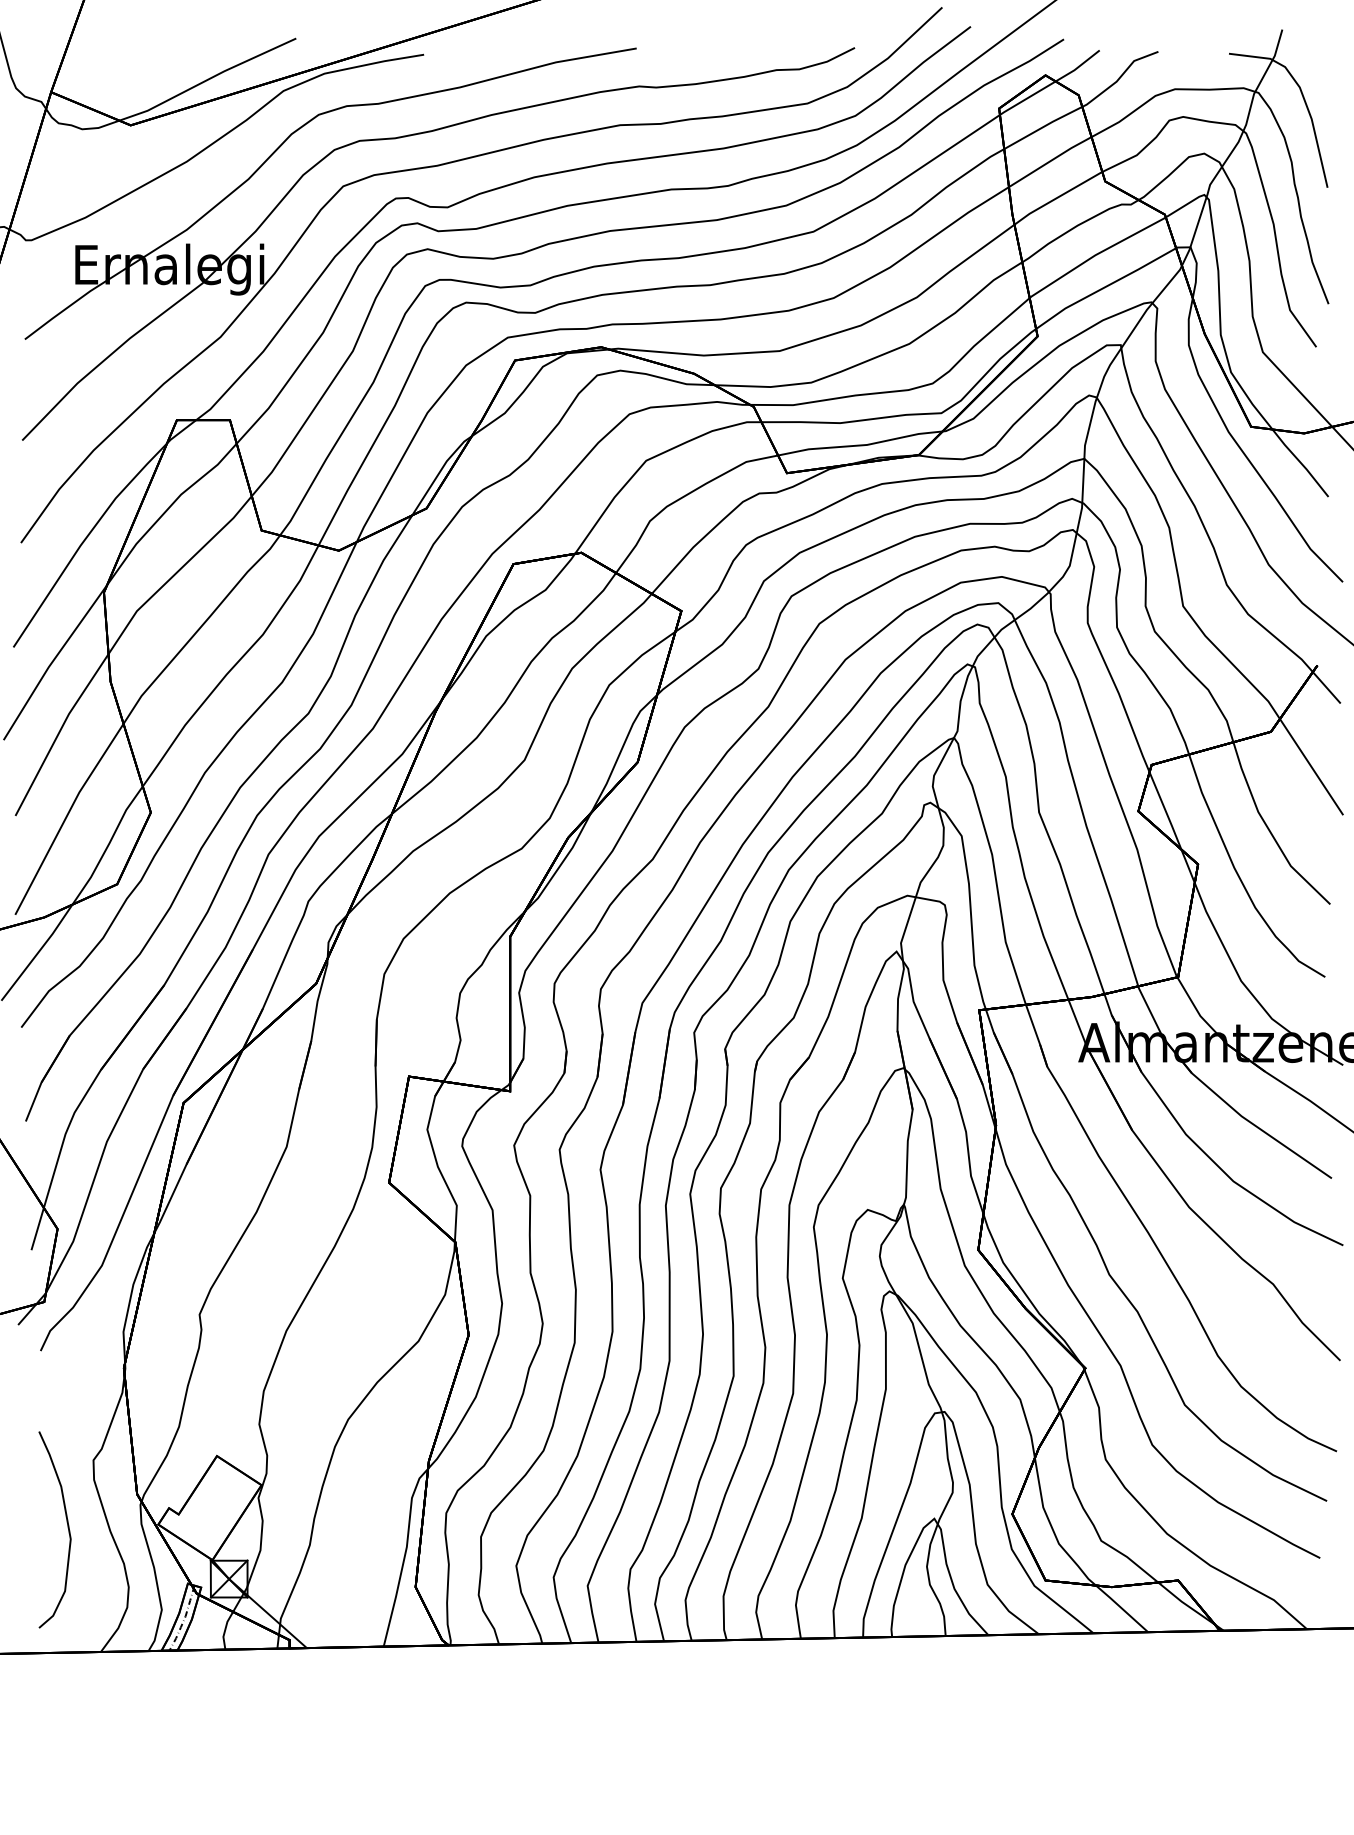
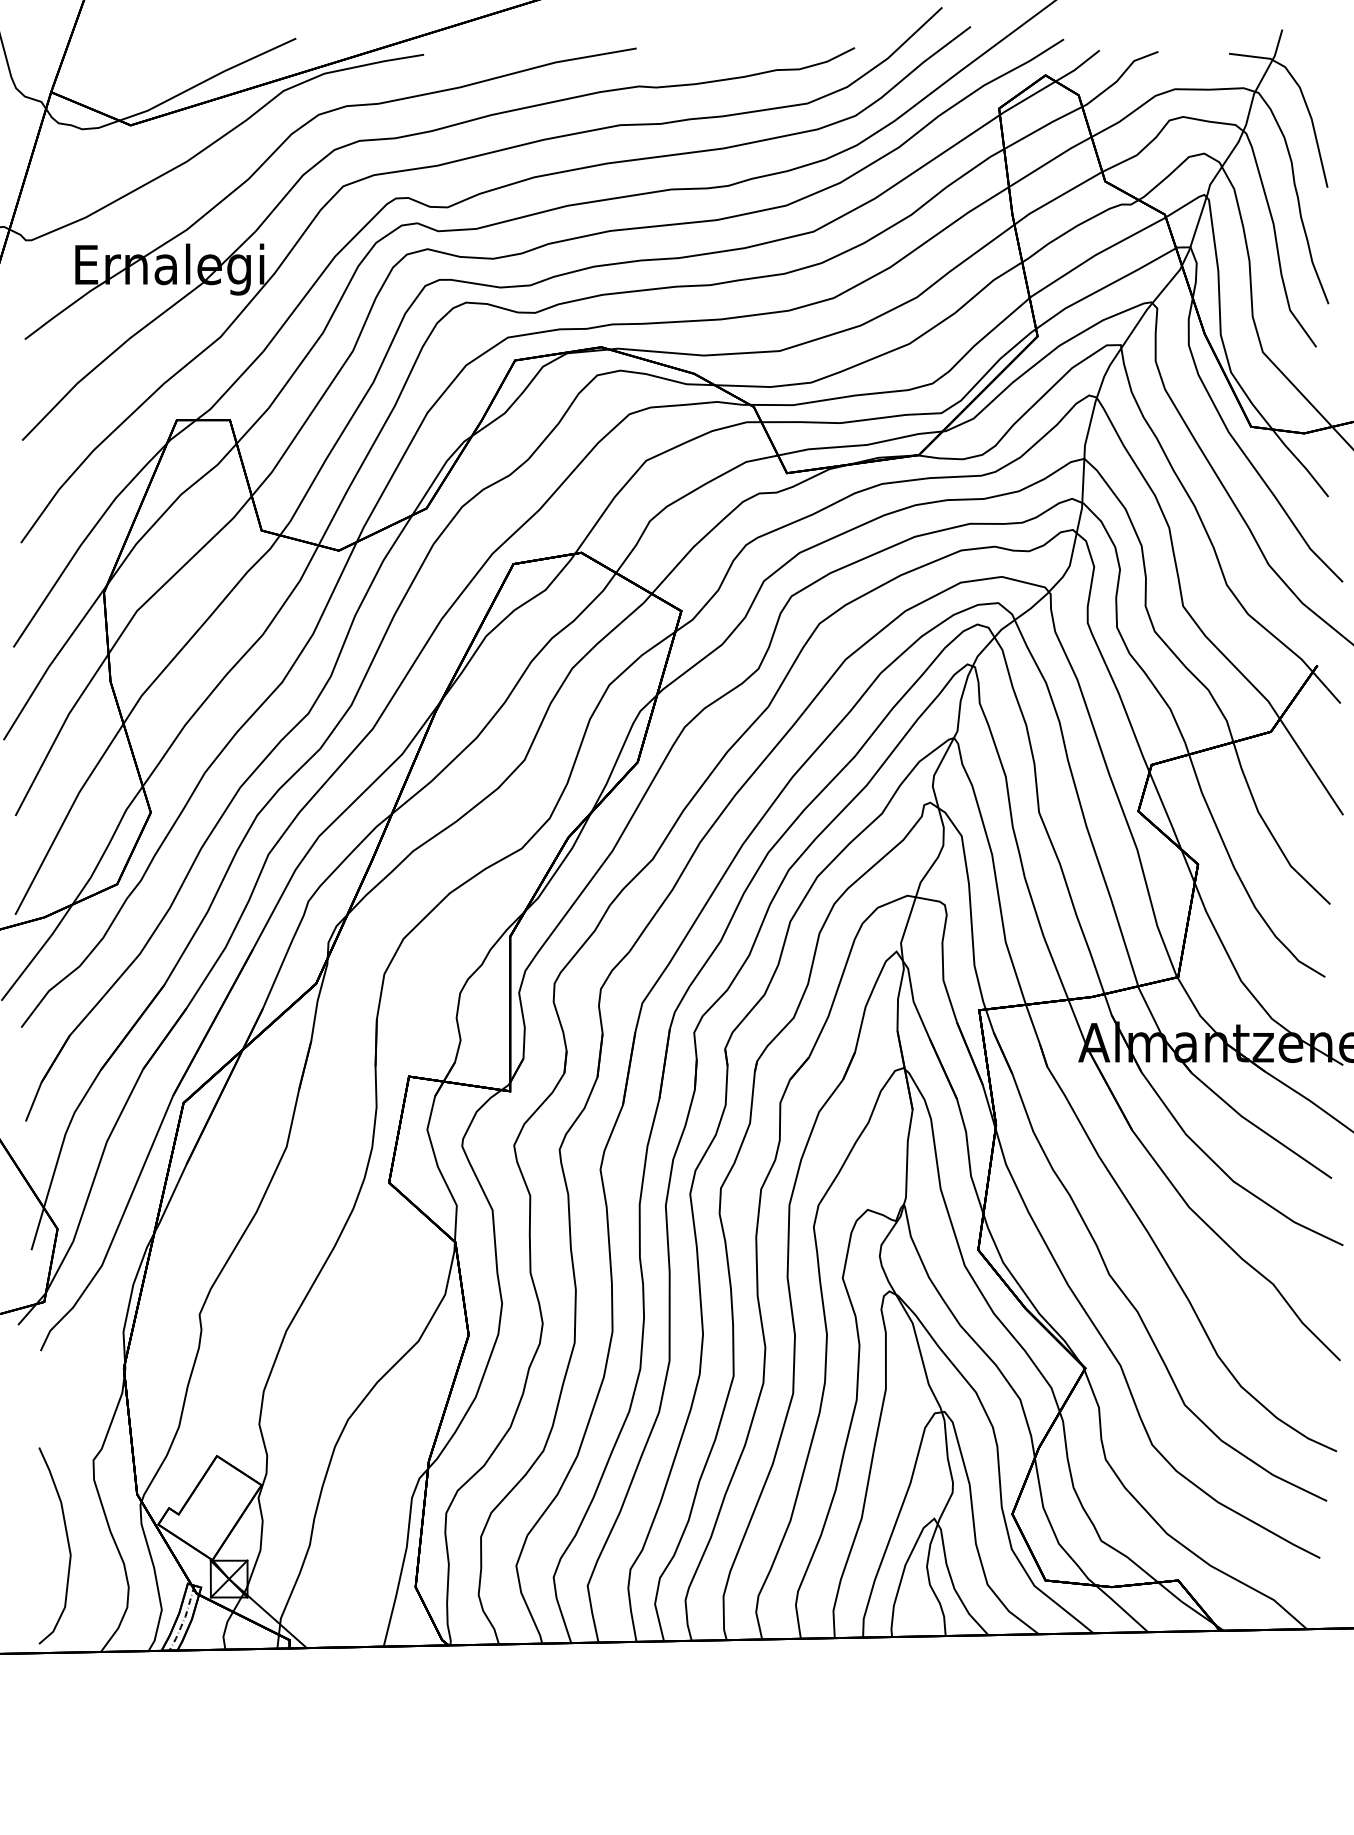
curve position: (67, 1528) -> (67, 1544) (67, 1544)
